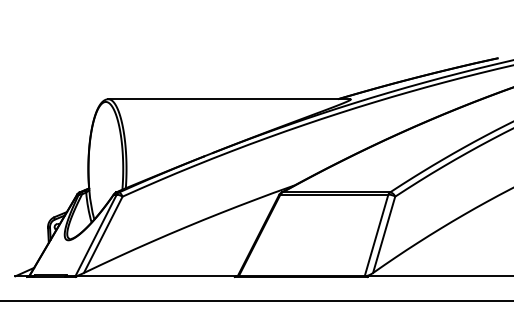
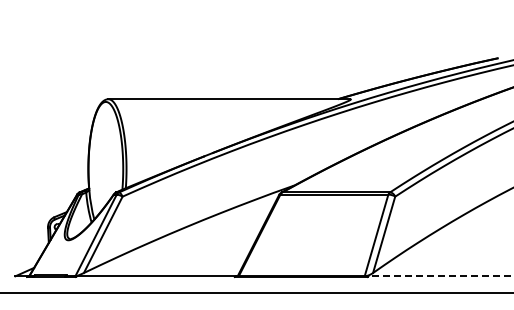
line: solid -> dashed (440, 276)
line position: (256, 300) -> (256, 292) (256, 292)
